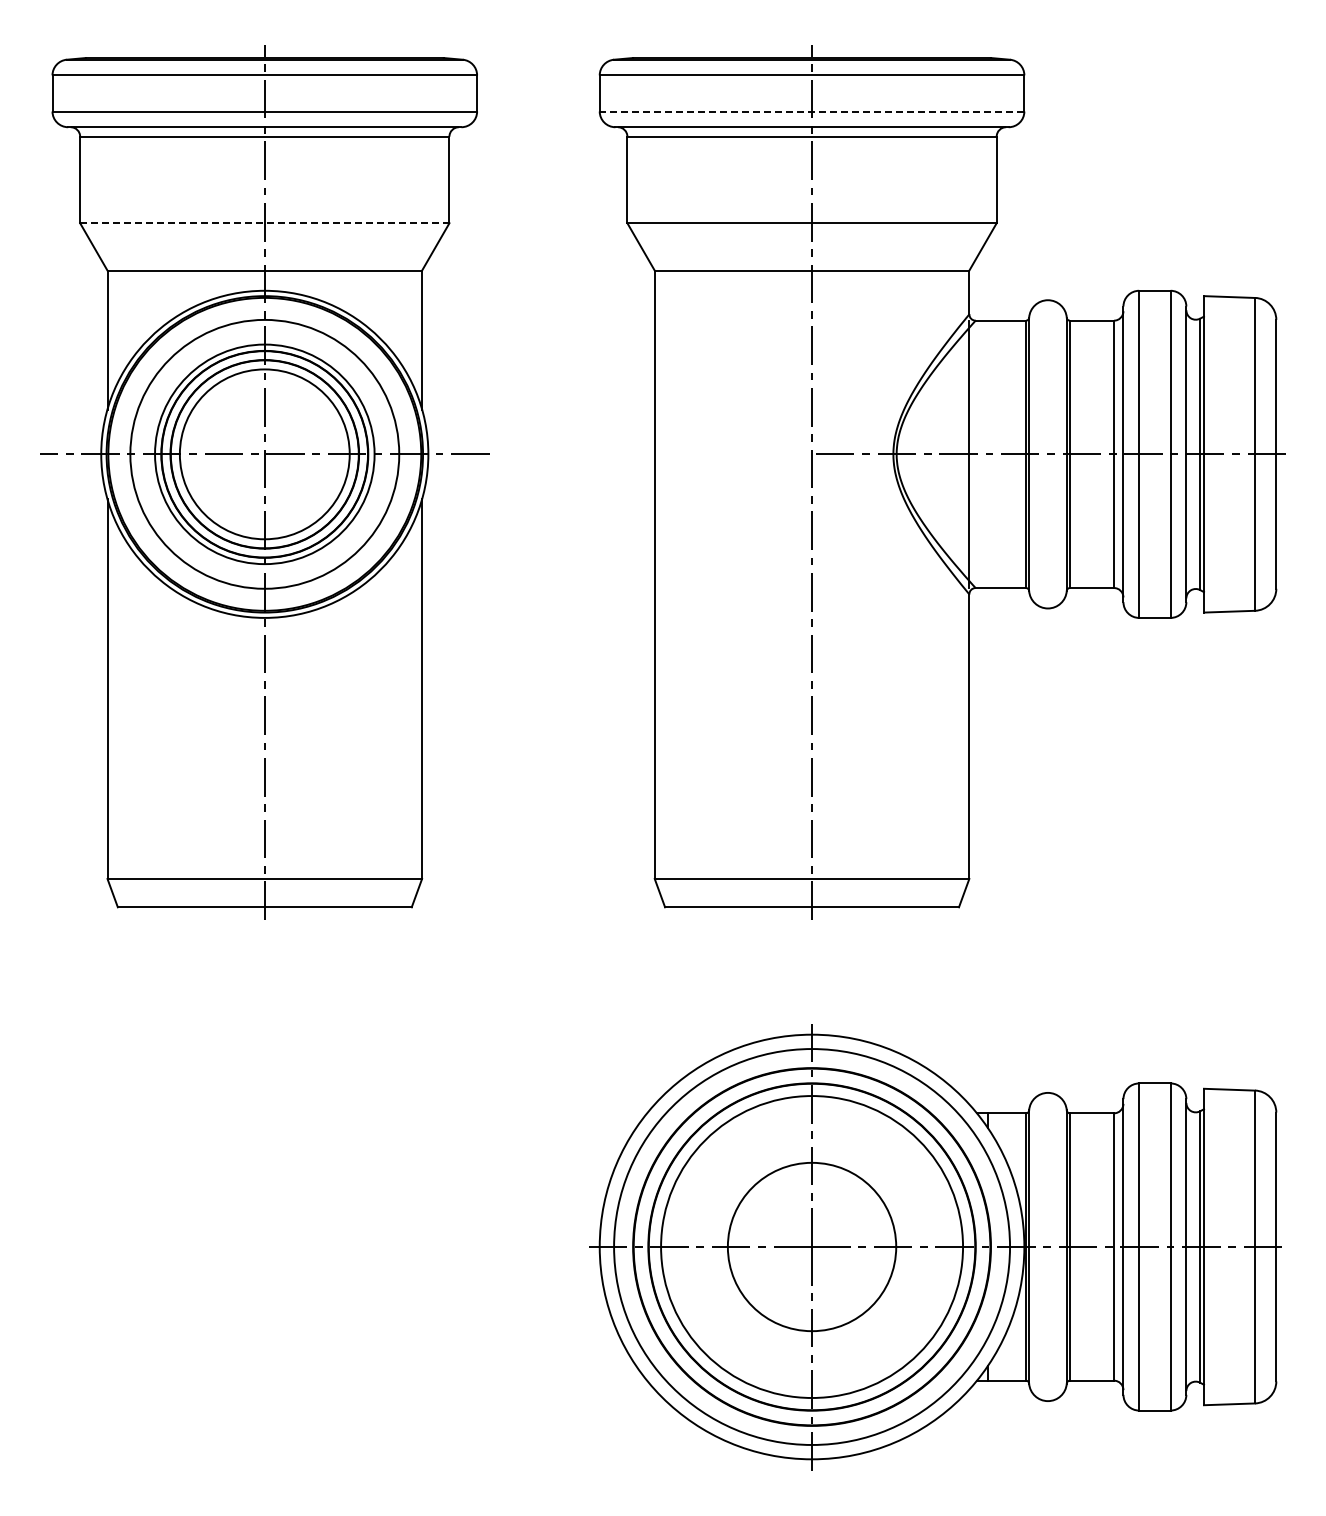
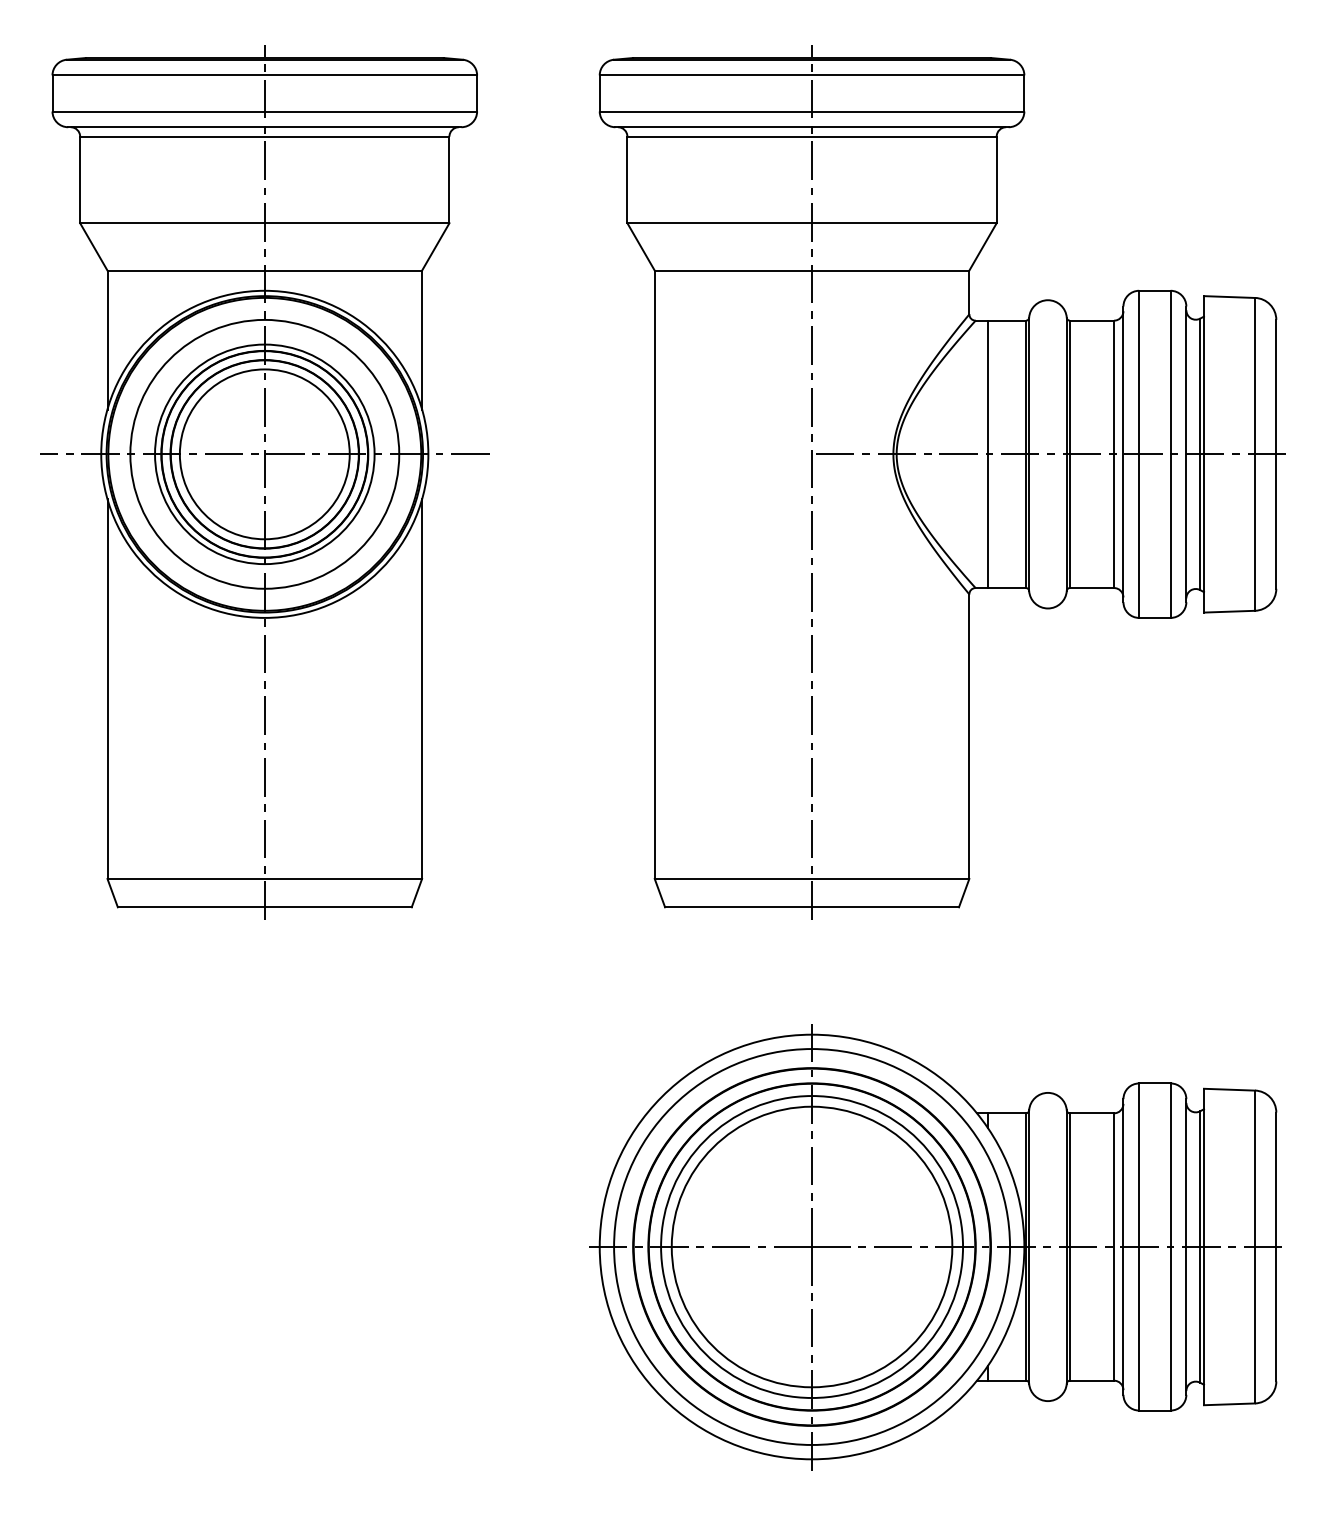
line: dashed -> solid (811, 111)
line: dashed -> solid (264, 223)
line position: (969, 454) -> (988, 454) (988, 454)
circle diameter: 168 px -> 281 px (811, 1246)
